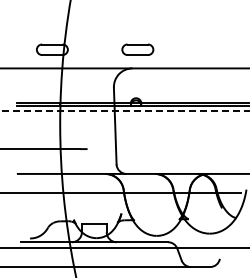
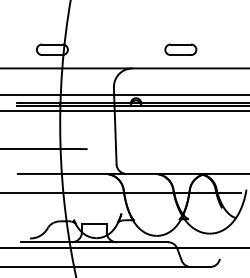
part position: (137, 49) -> (180, 49) (180, 49)
line: none -> present (124, 95)
line: dashed -> solid (125, 111)
